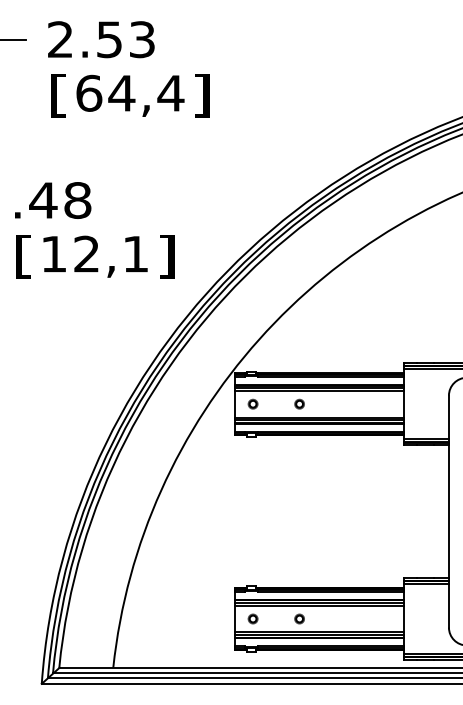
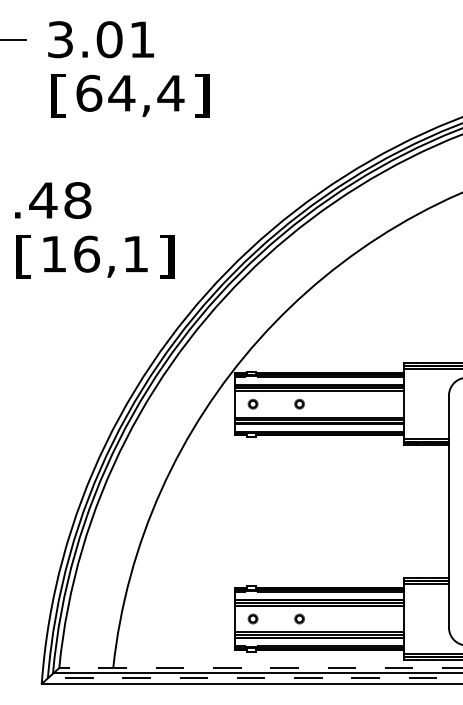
text: 2.53 -> 3.01 (101, 39)
text: 12,1 -> 16,1 (87, 253)
line: solid -> dashed (260, 667)
line: solid -> dashed (255, 678)
